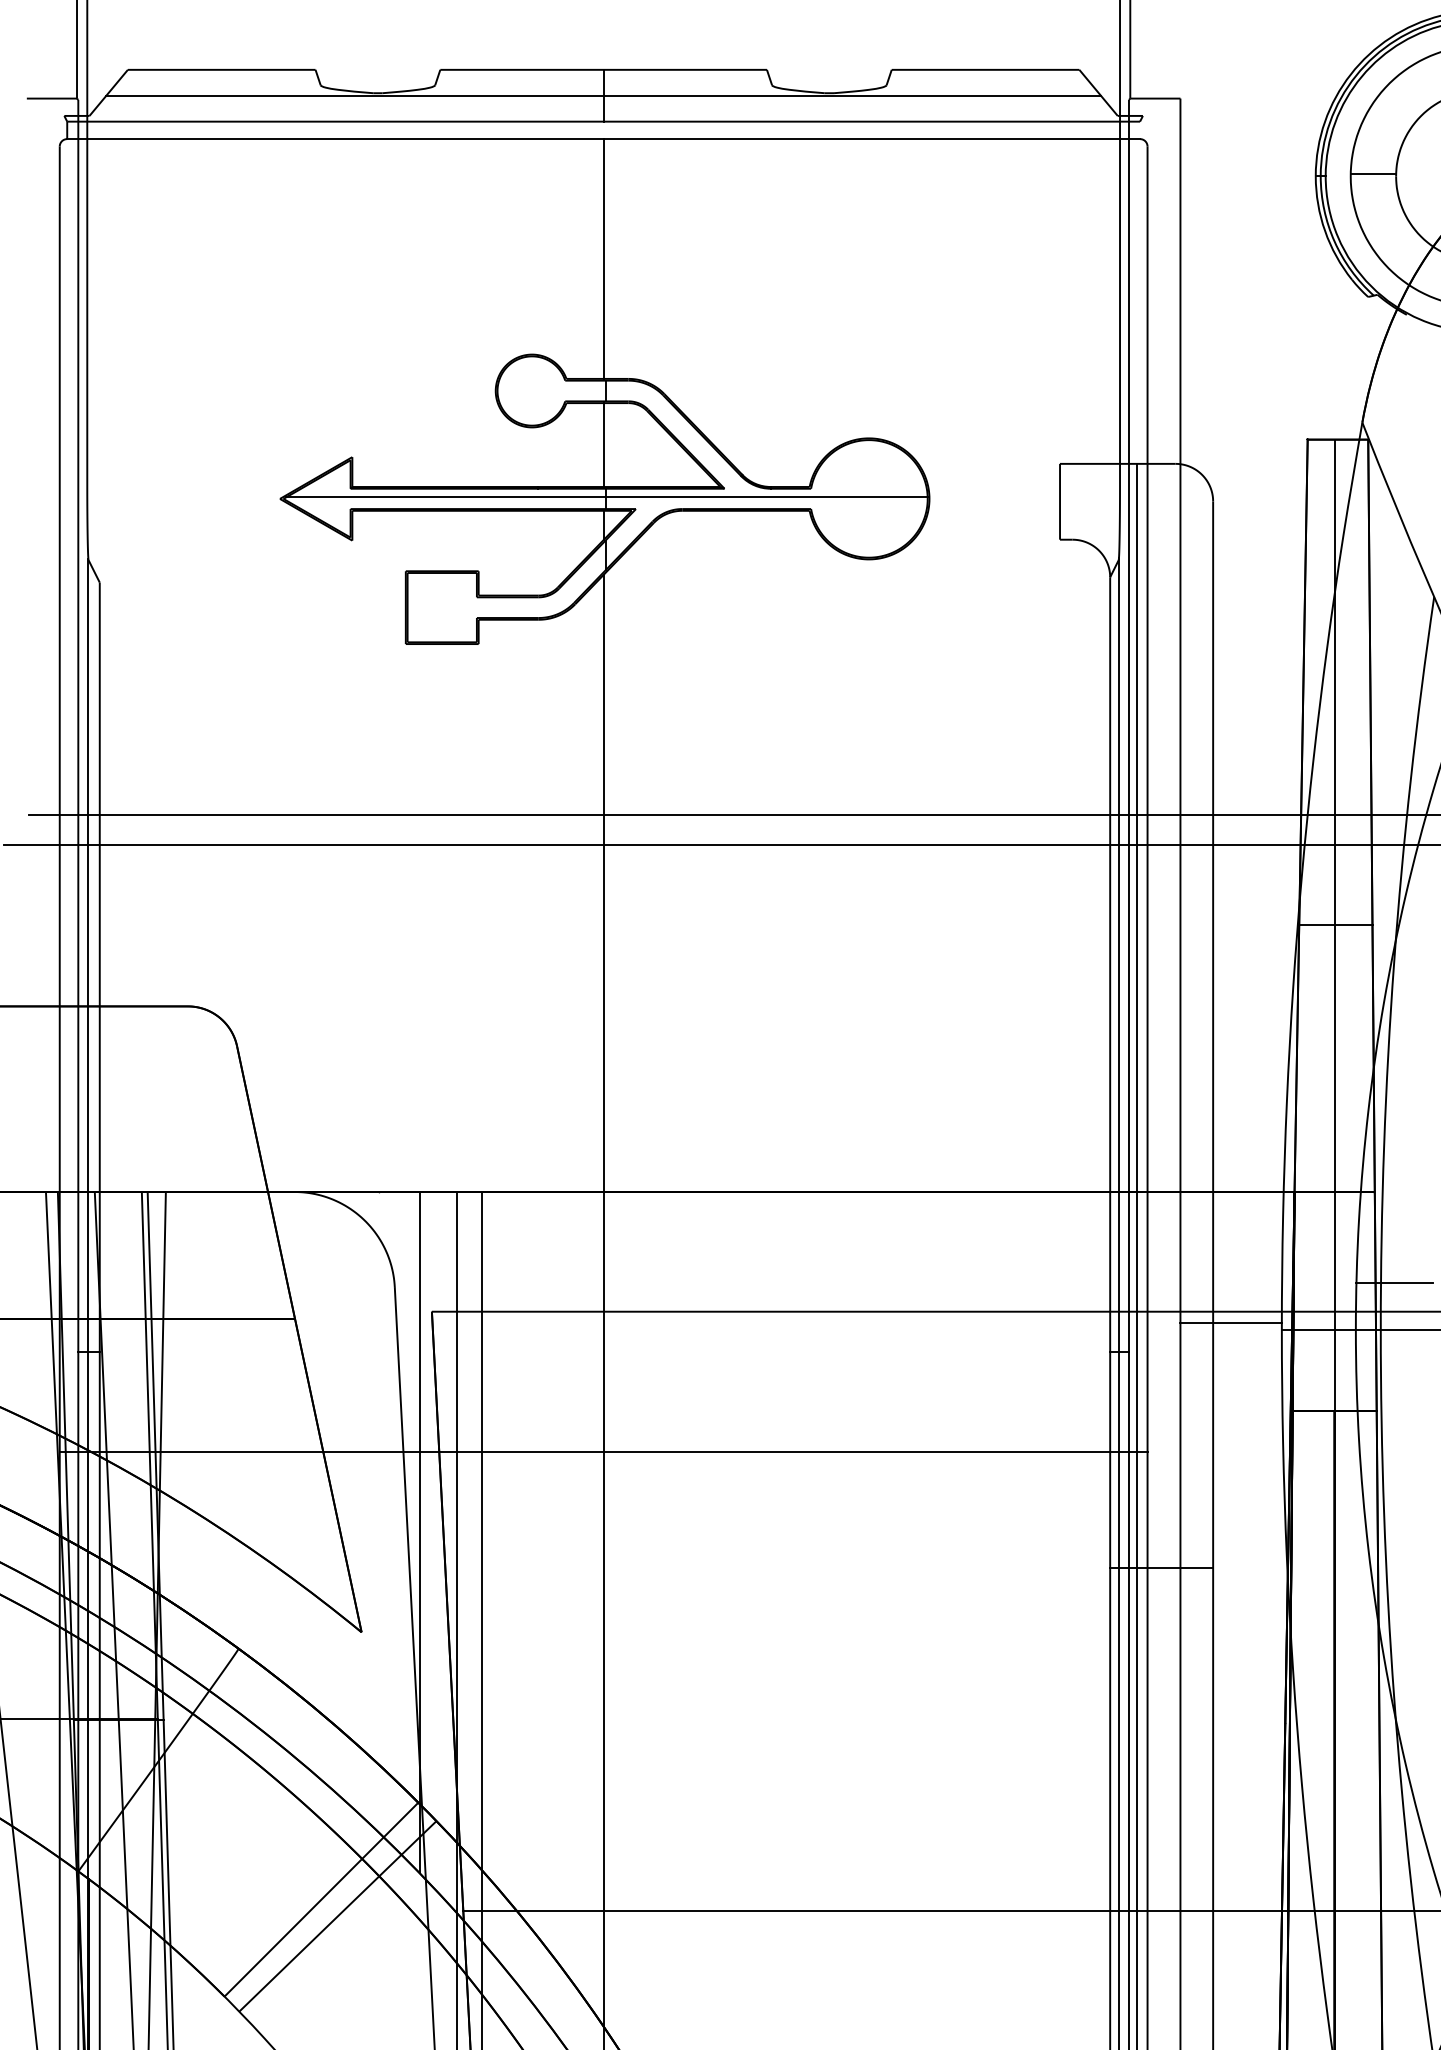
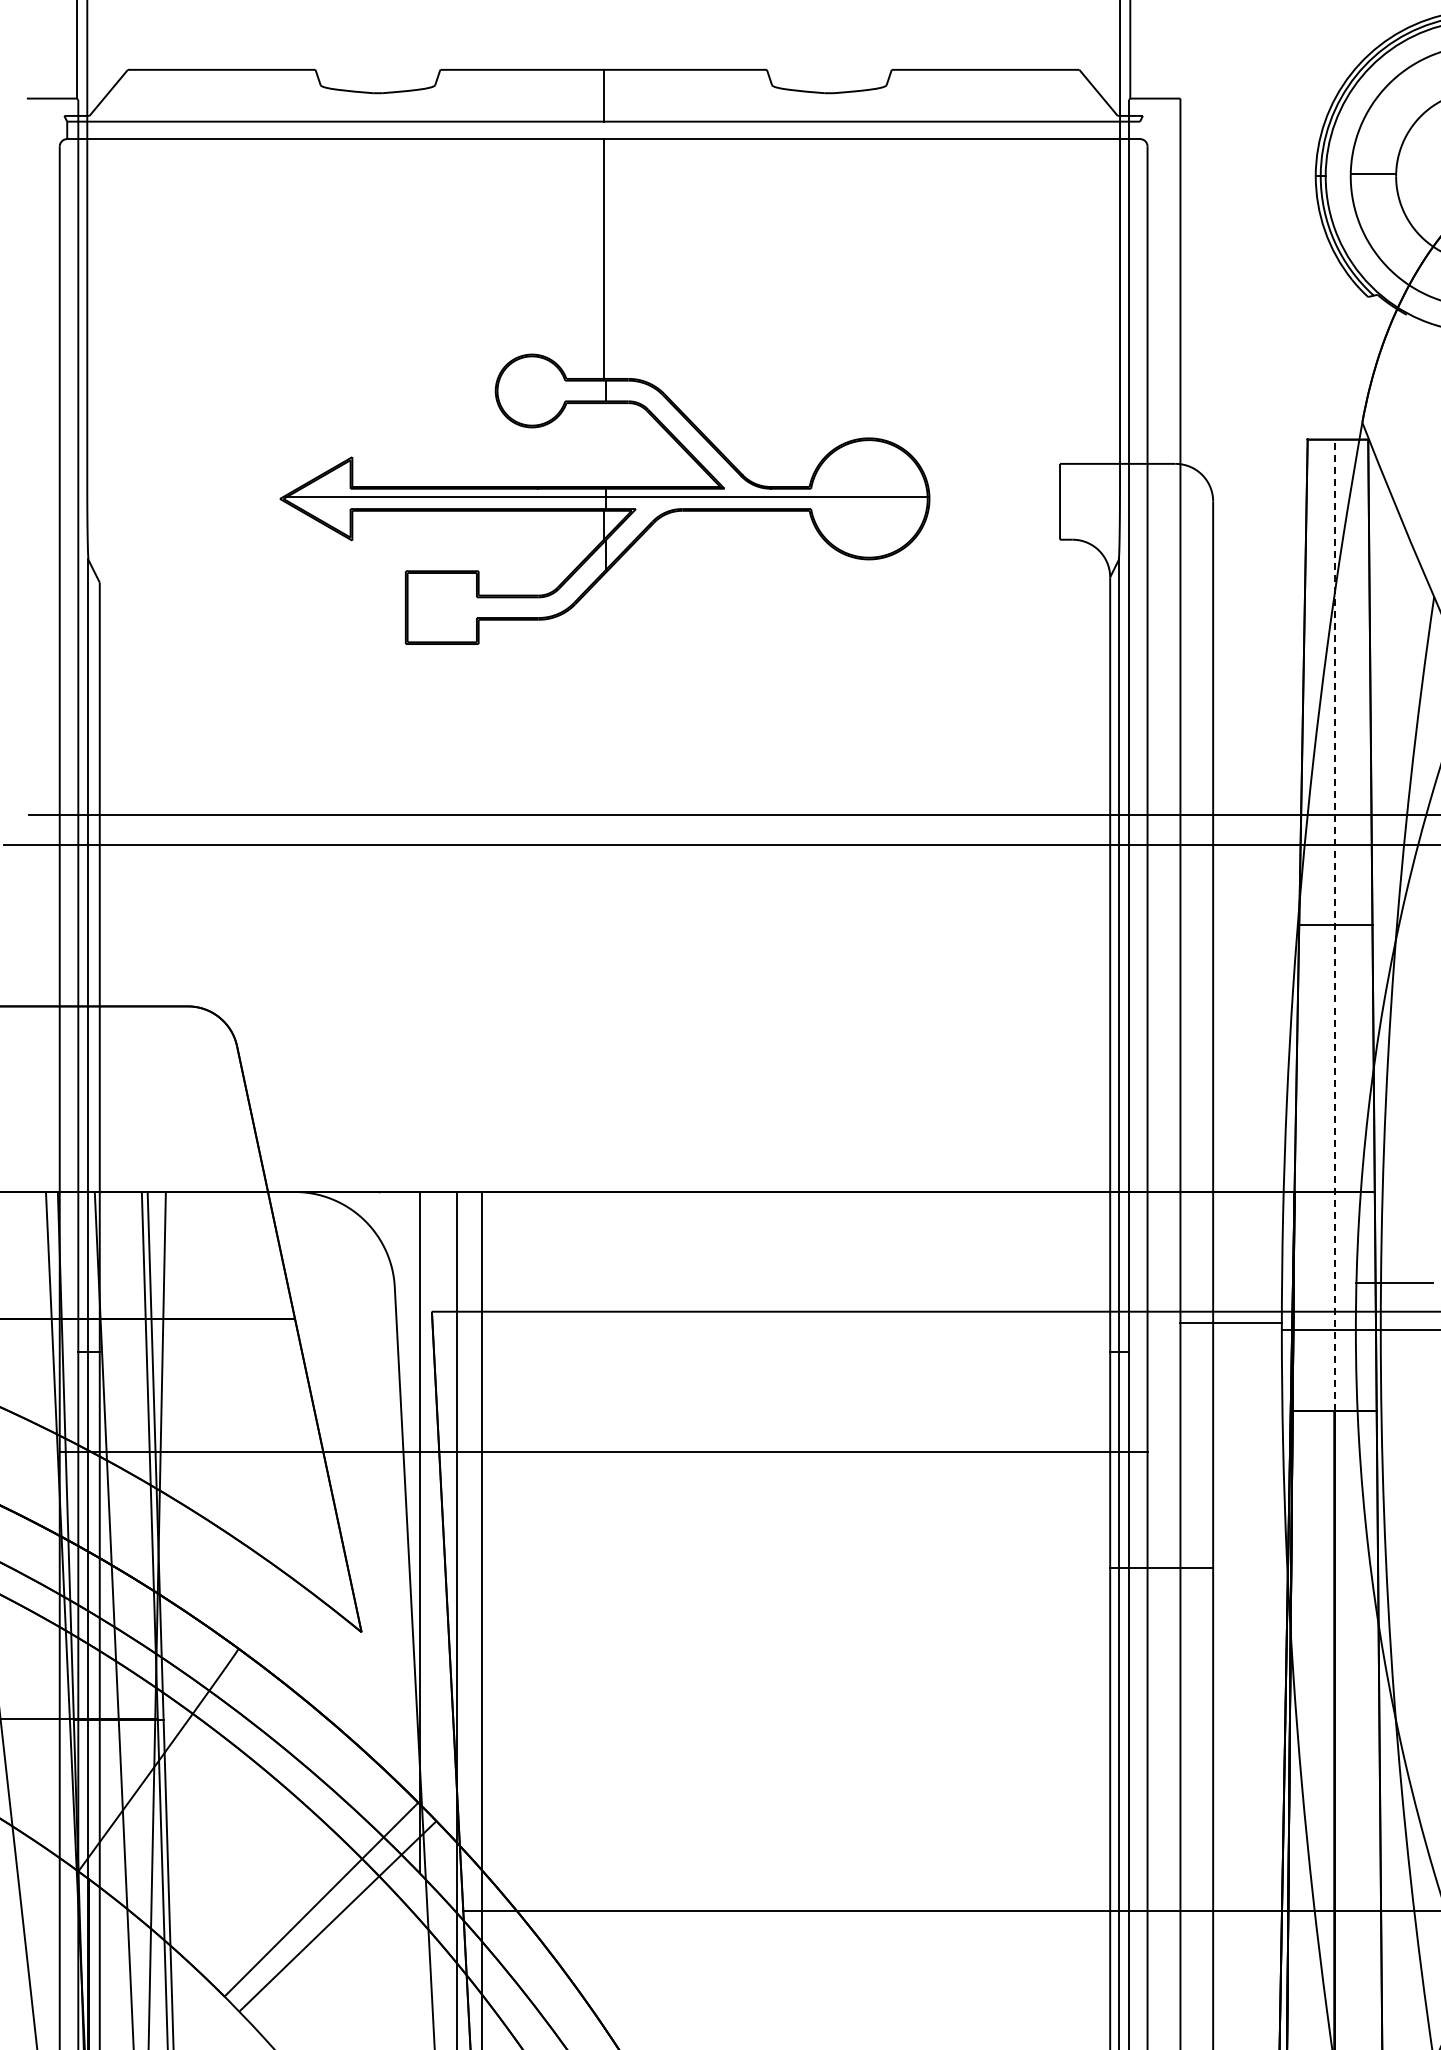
line: present -> none (603, 95)
line: present -> none (603, 445)
line: solid -> dashed (1334, 925)
line: present -> none (1136, 1254)
line: present -> none (603, 1310)
